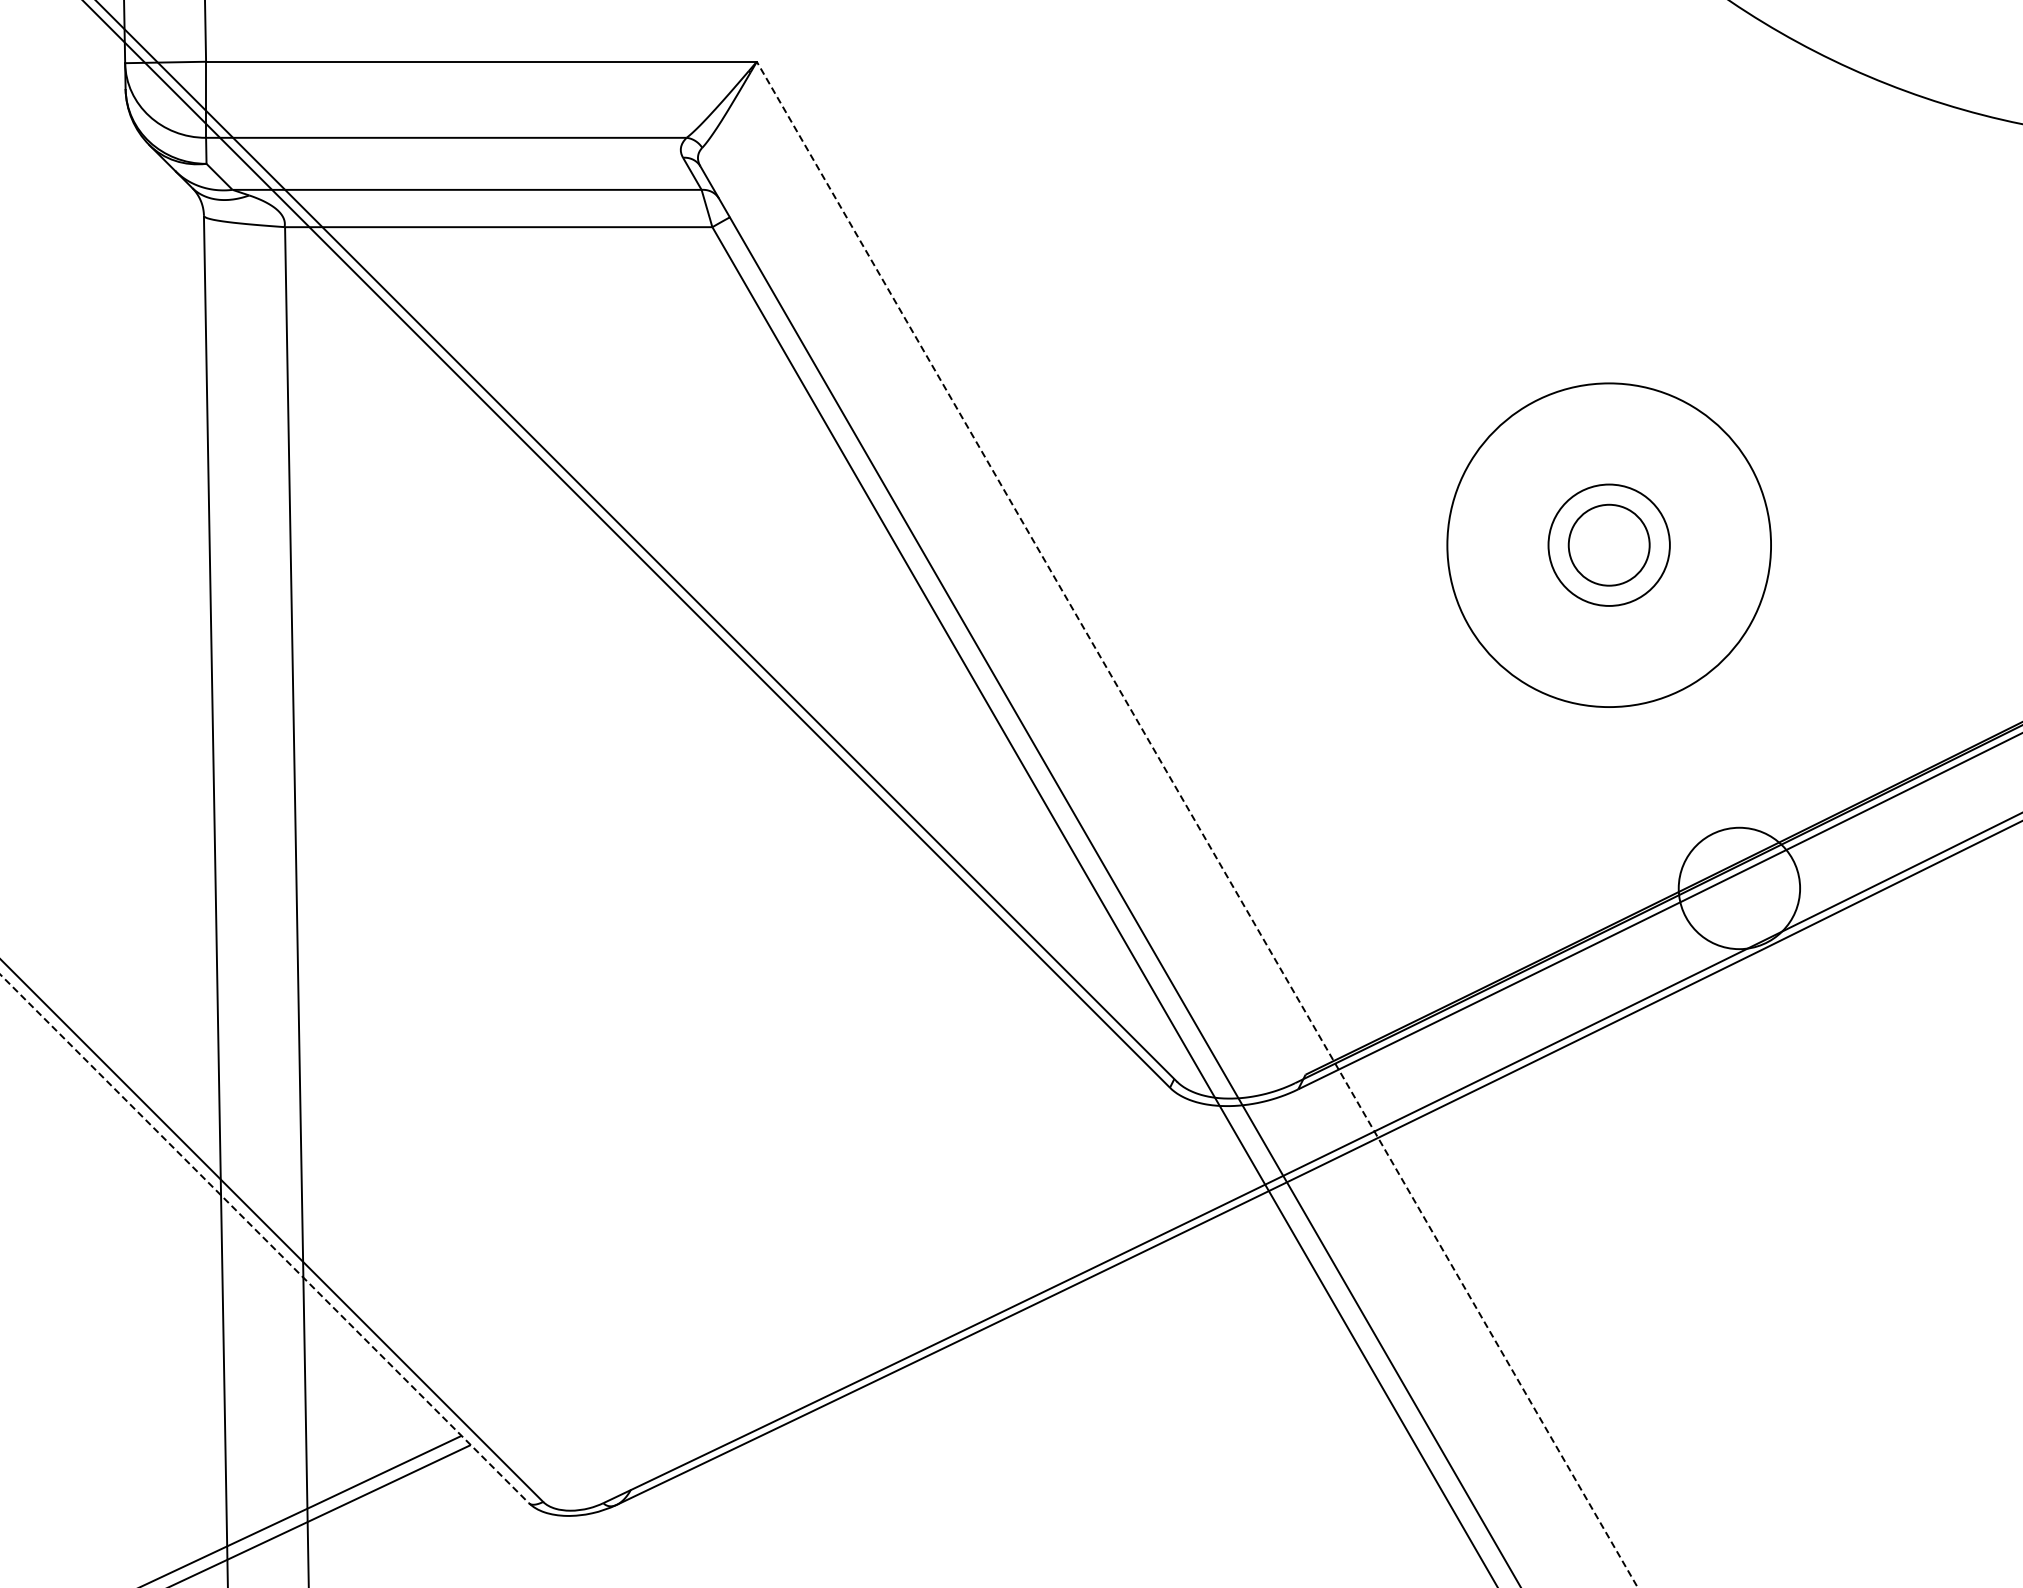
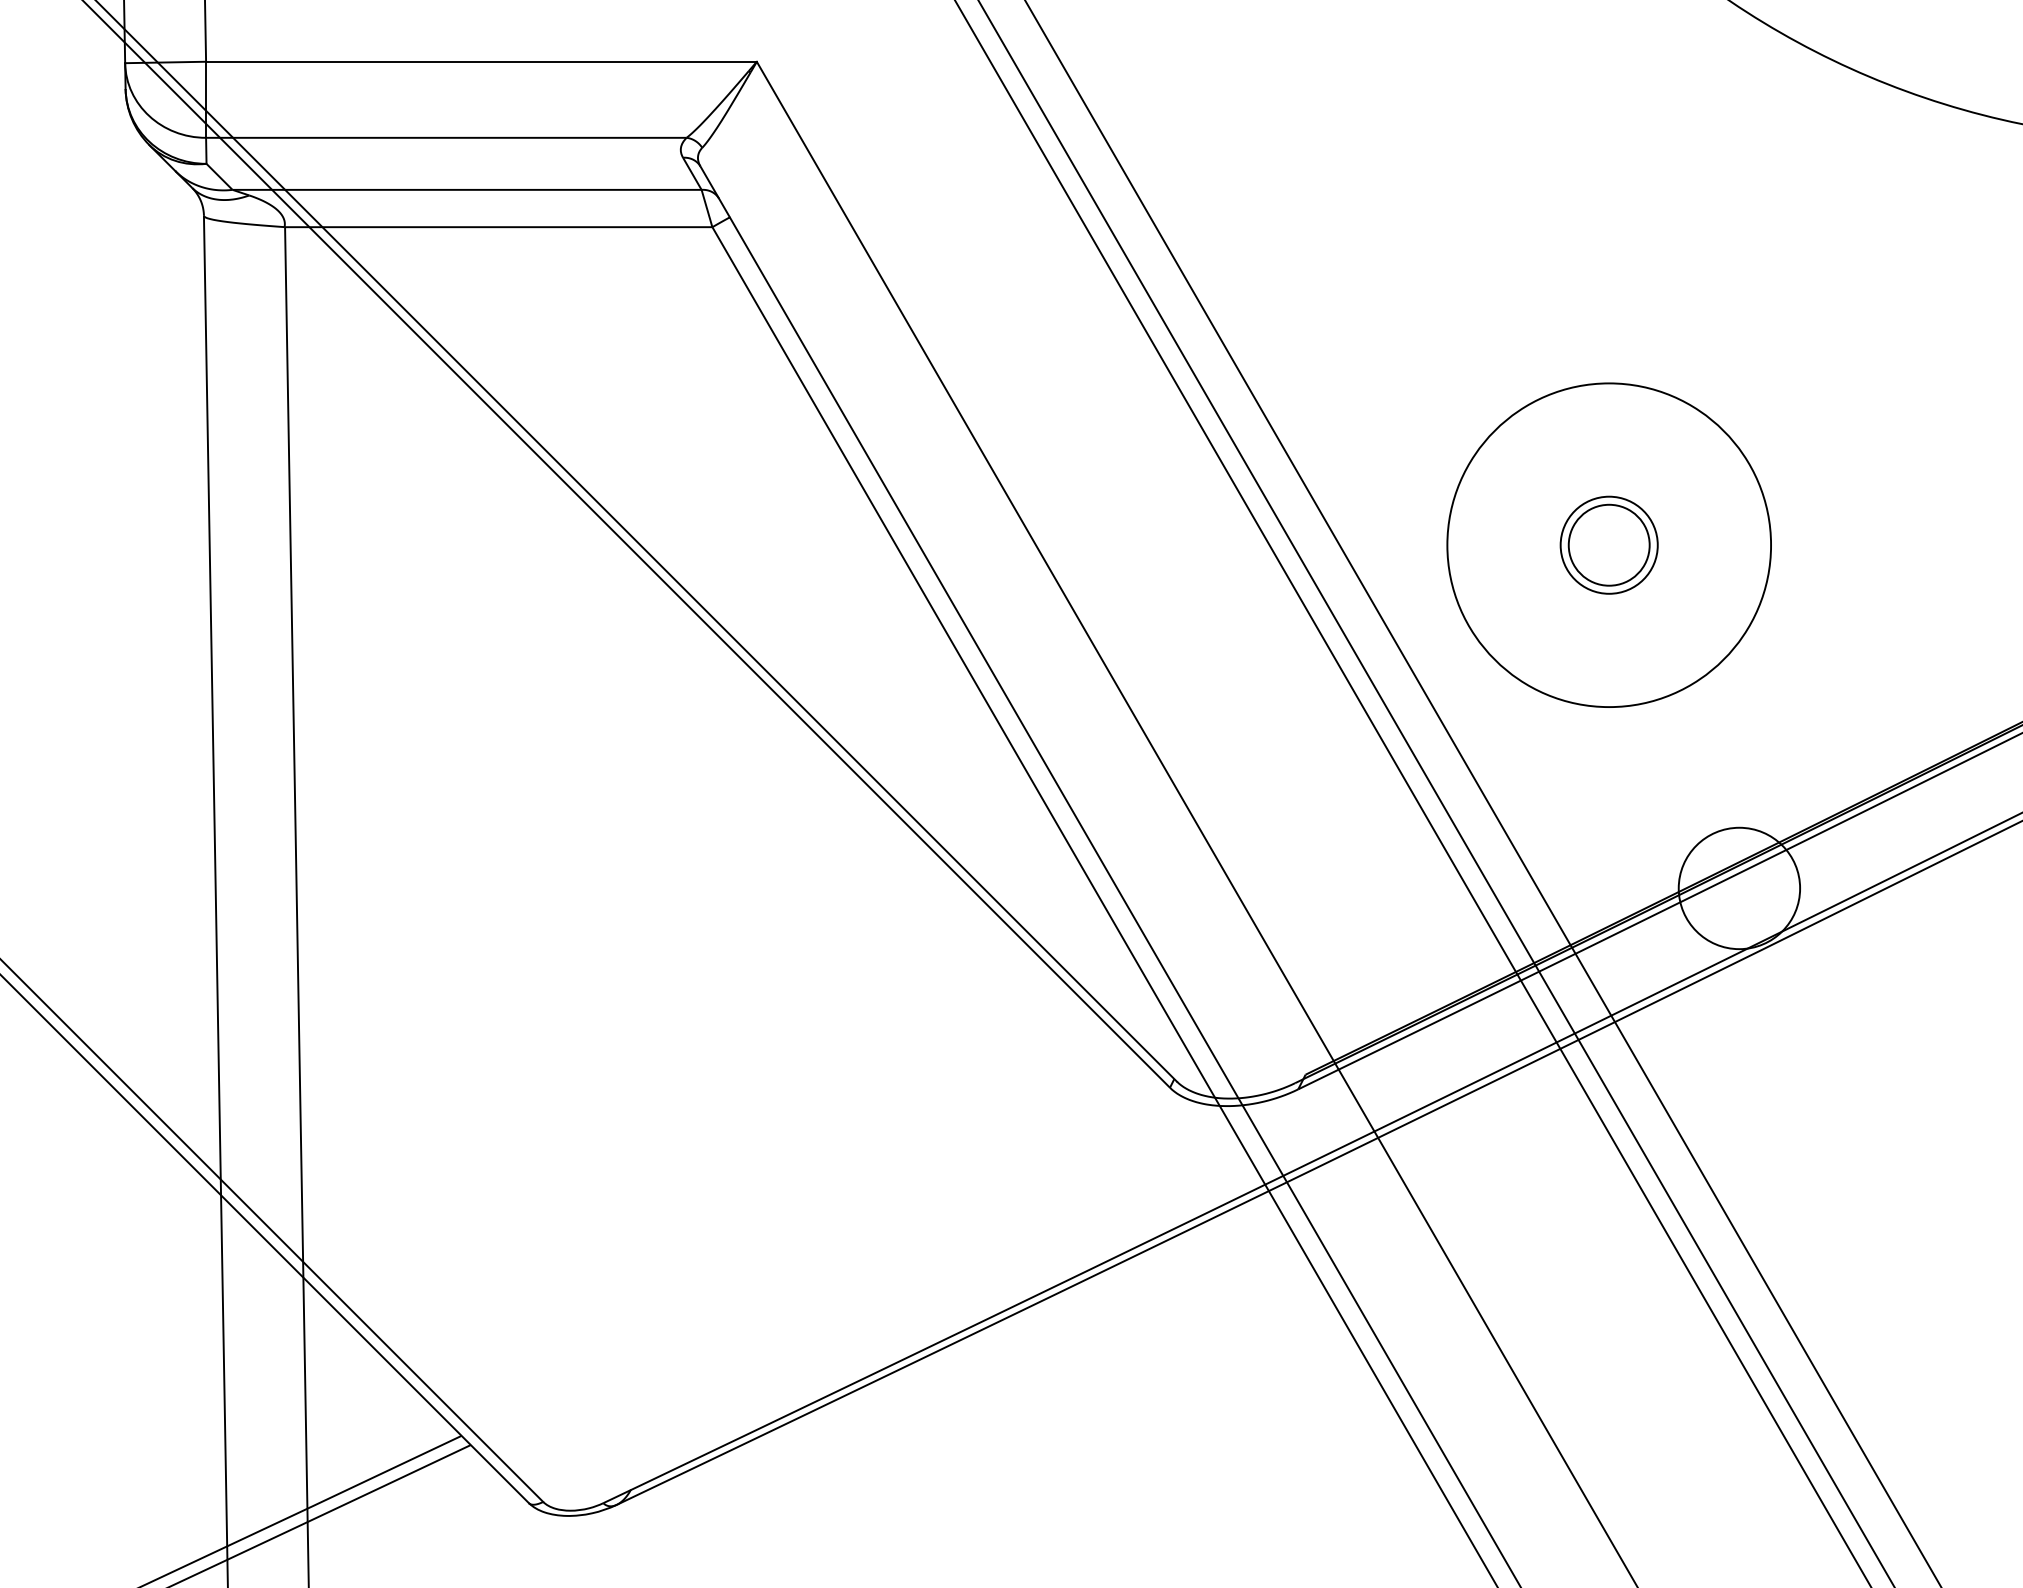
circle diameter: 121 px -> 97 px (1608, 544)
line: none -> present (1412, 793)
line: none -> present (1435, 793)
line: none -> present (1482, 793)
line: dashed -> solid (1197, 824)
line: dashed -> solid (264, 1238)
